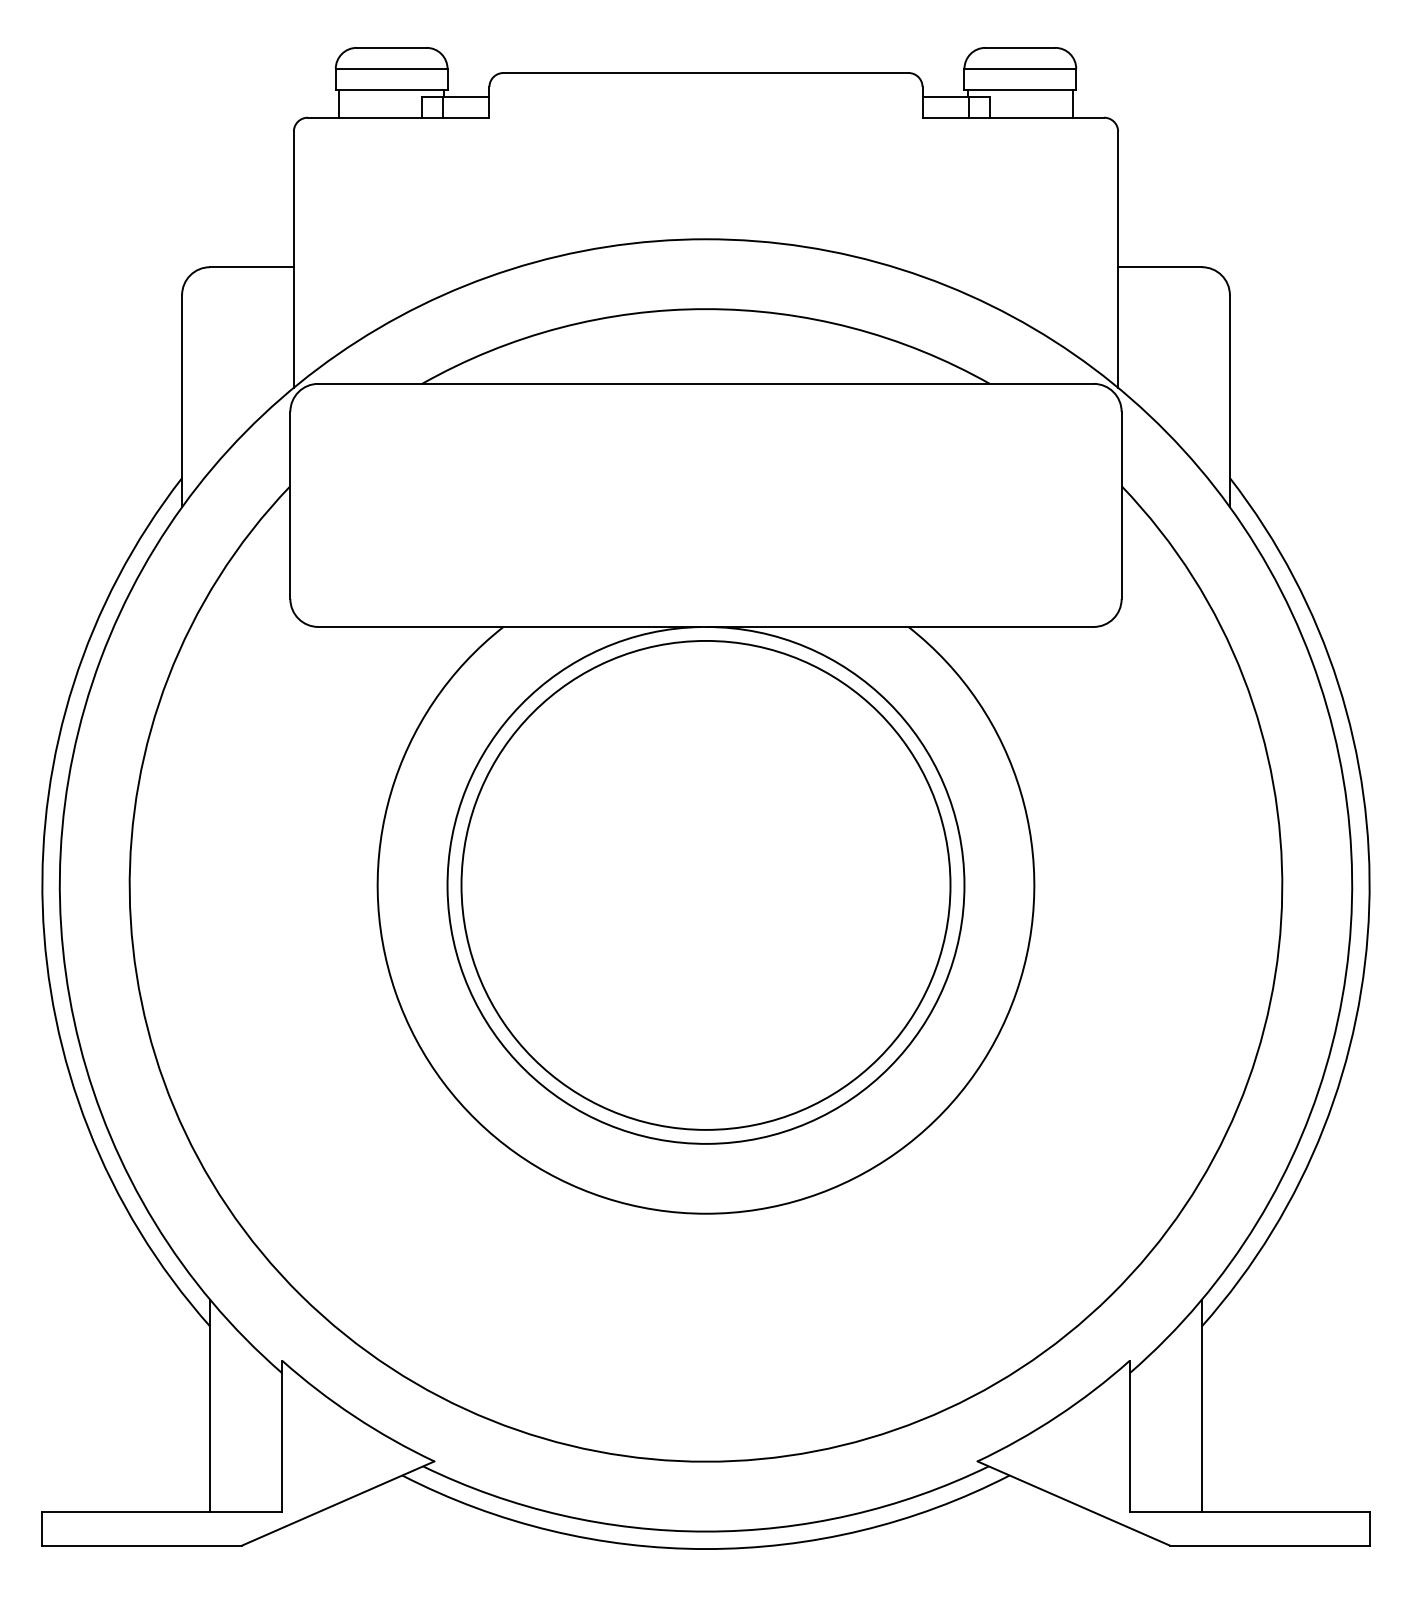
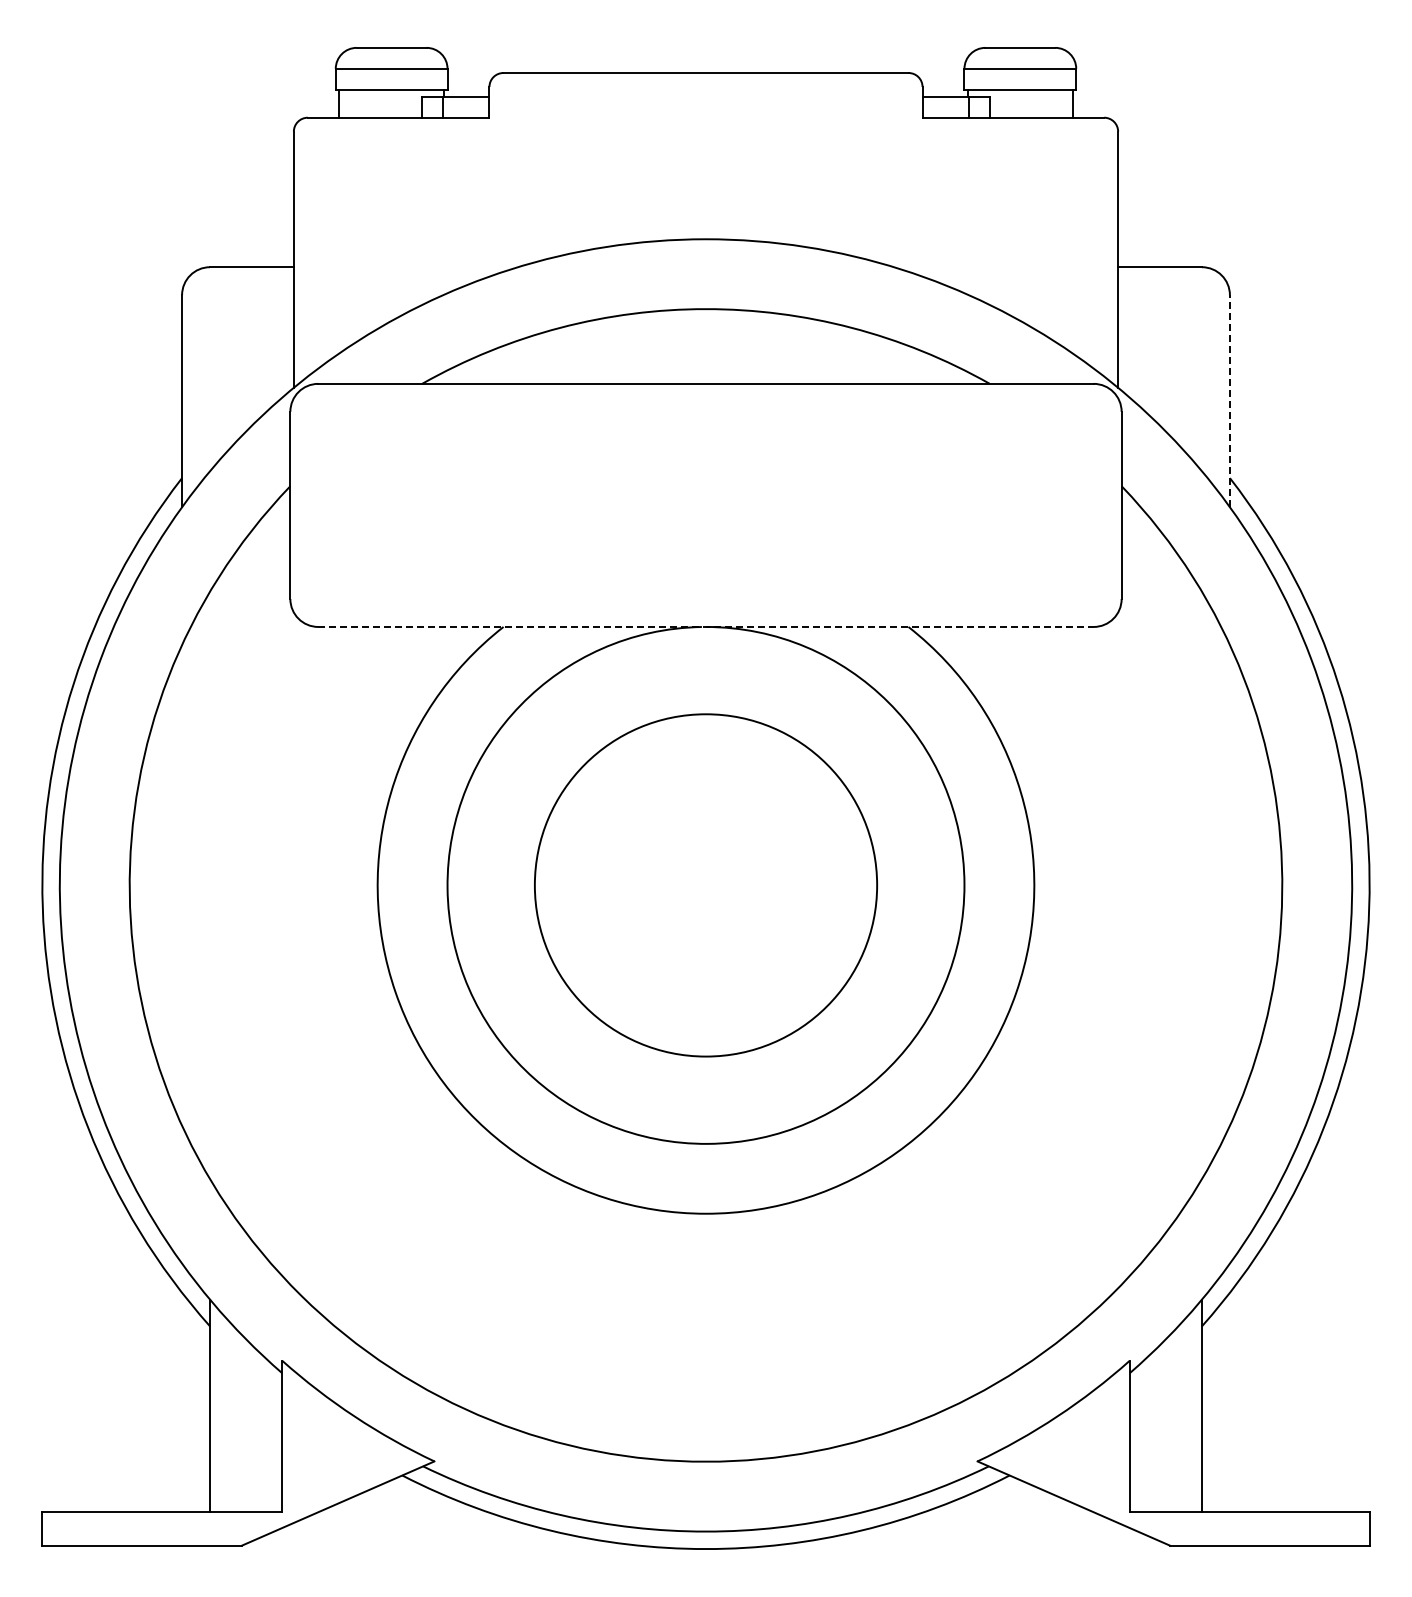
line: solid -> dashed (1229, 400)
line: solid -> dashed (706, 626)
circle diameter: 489 px -> 342 px (705, 885)
